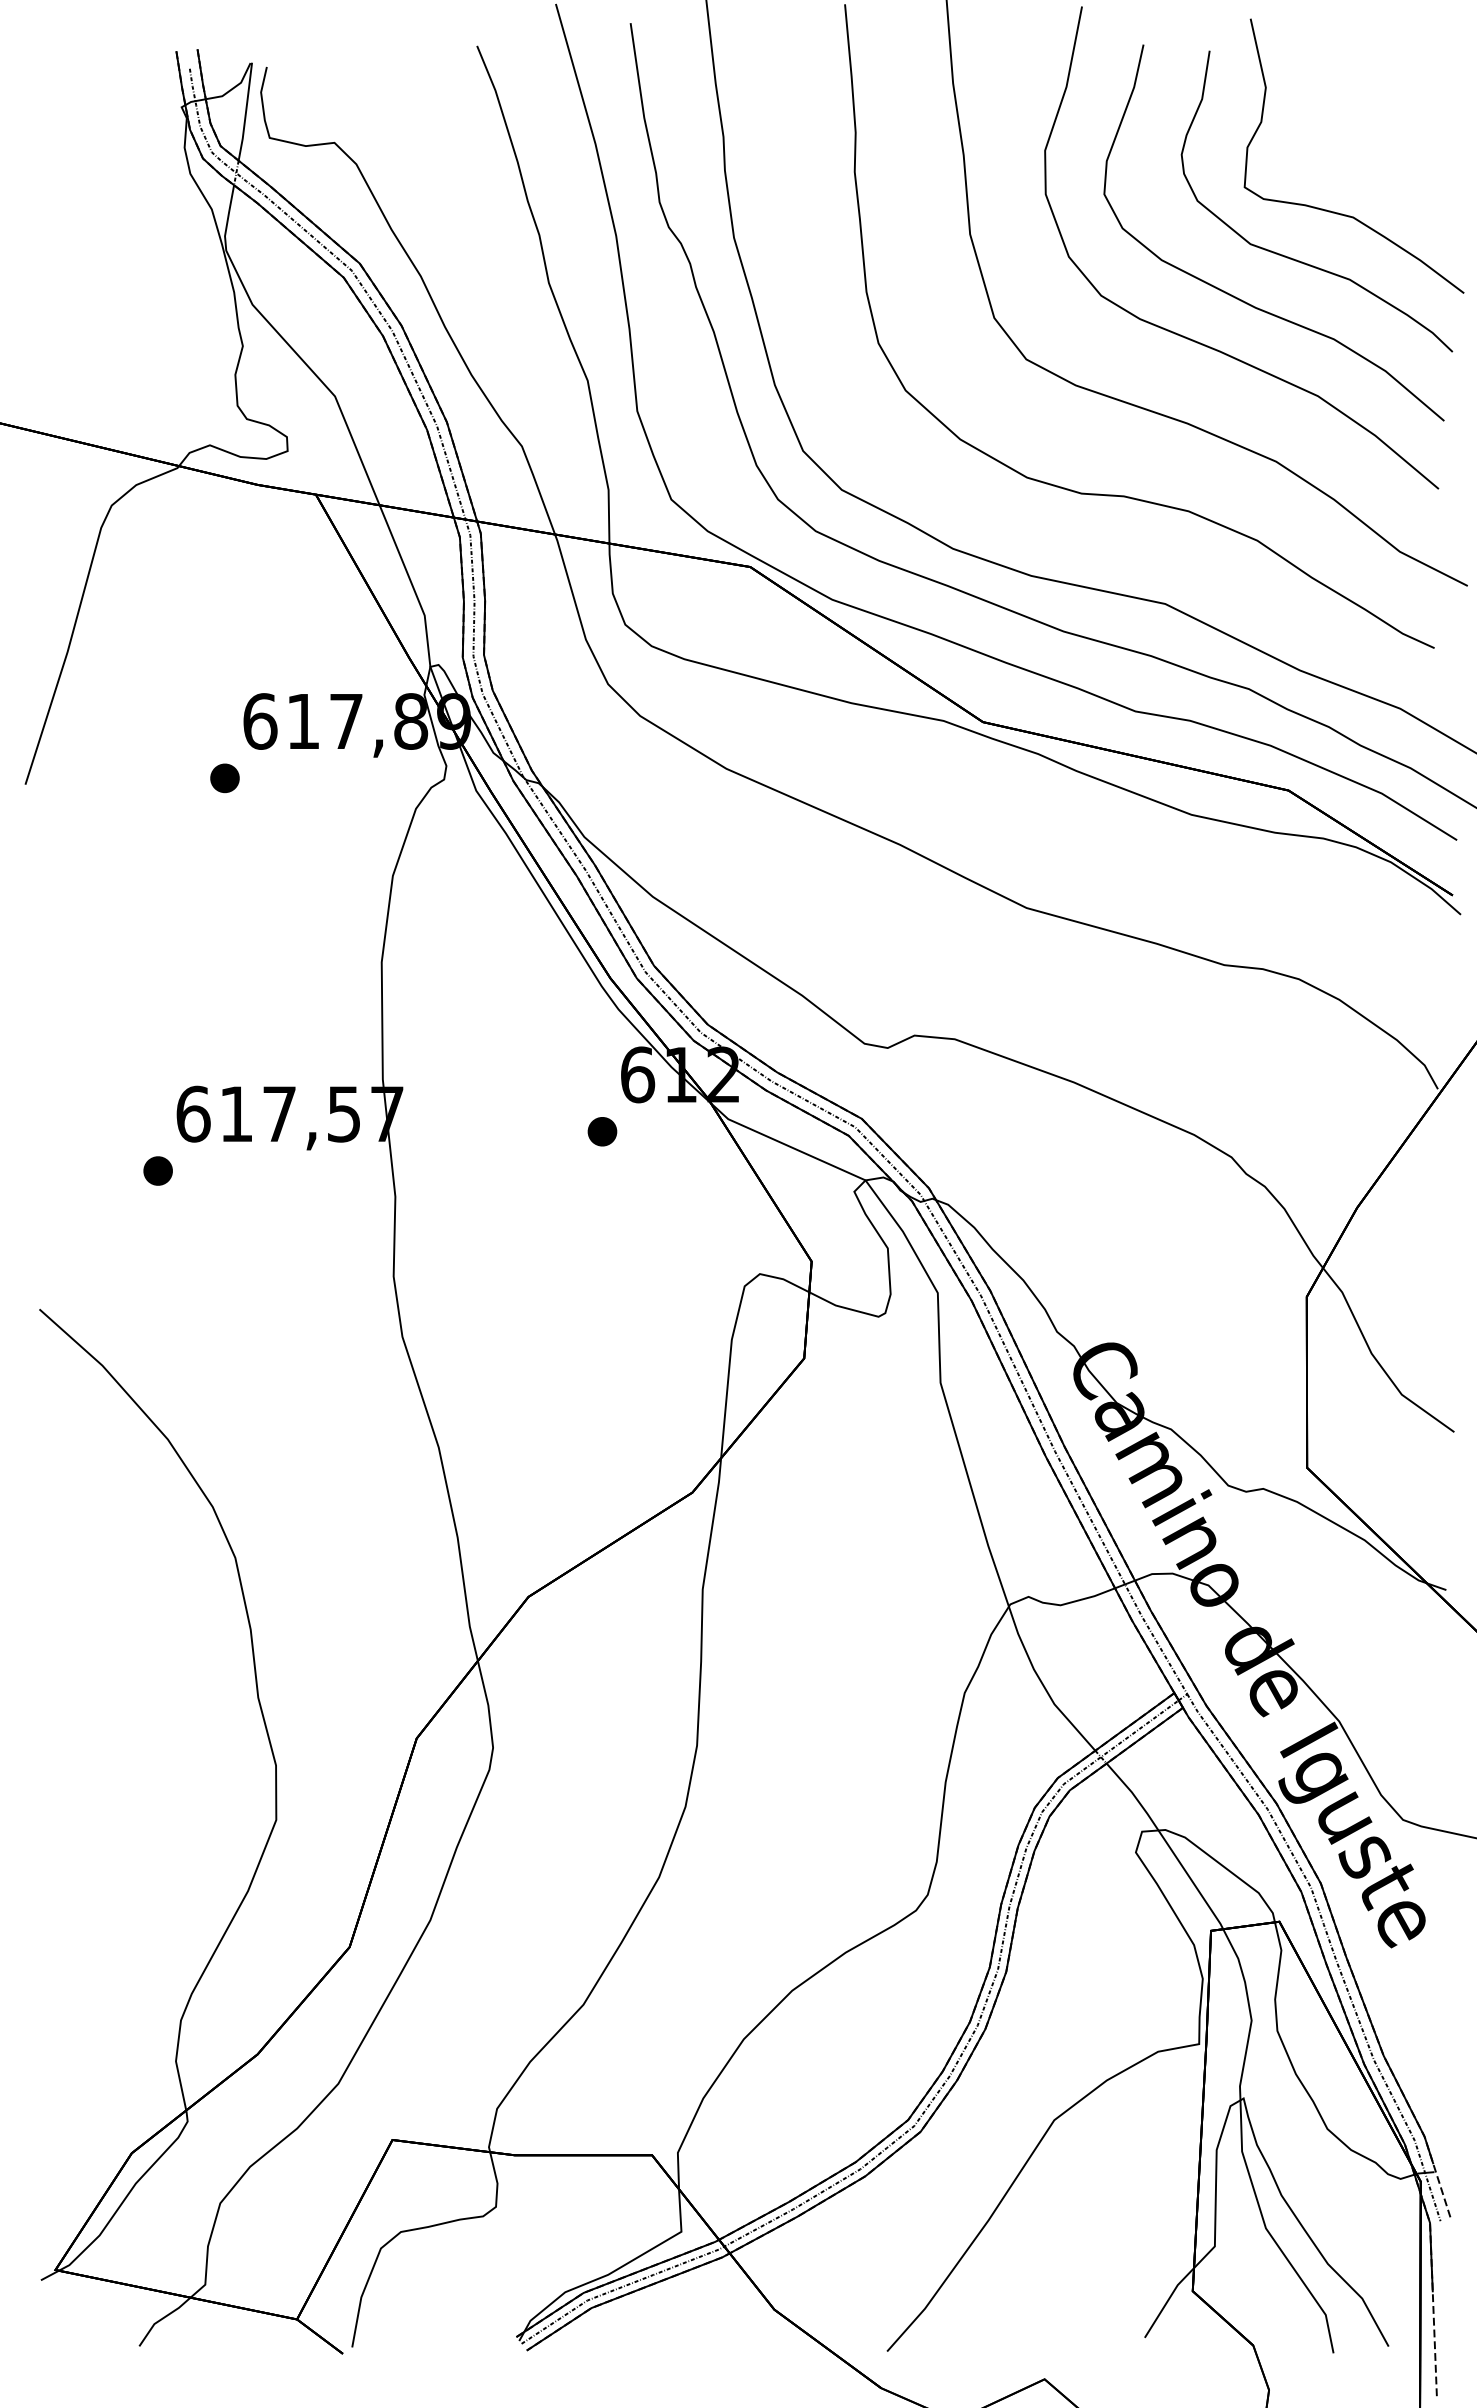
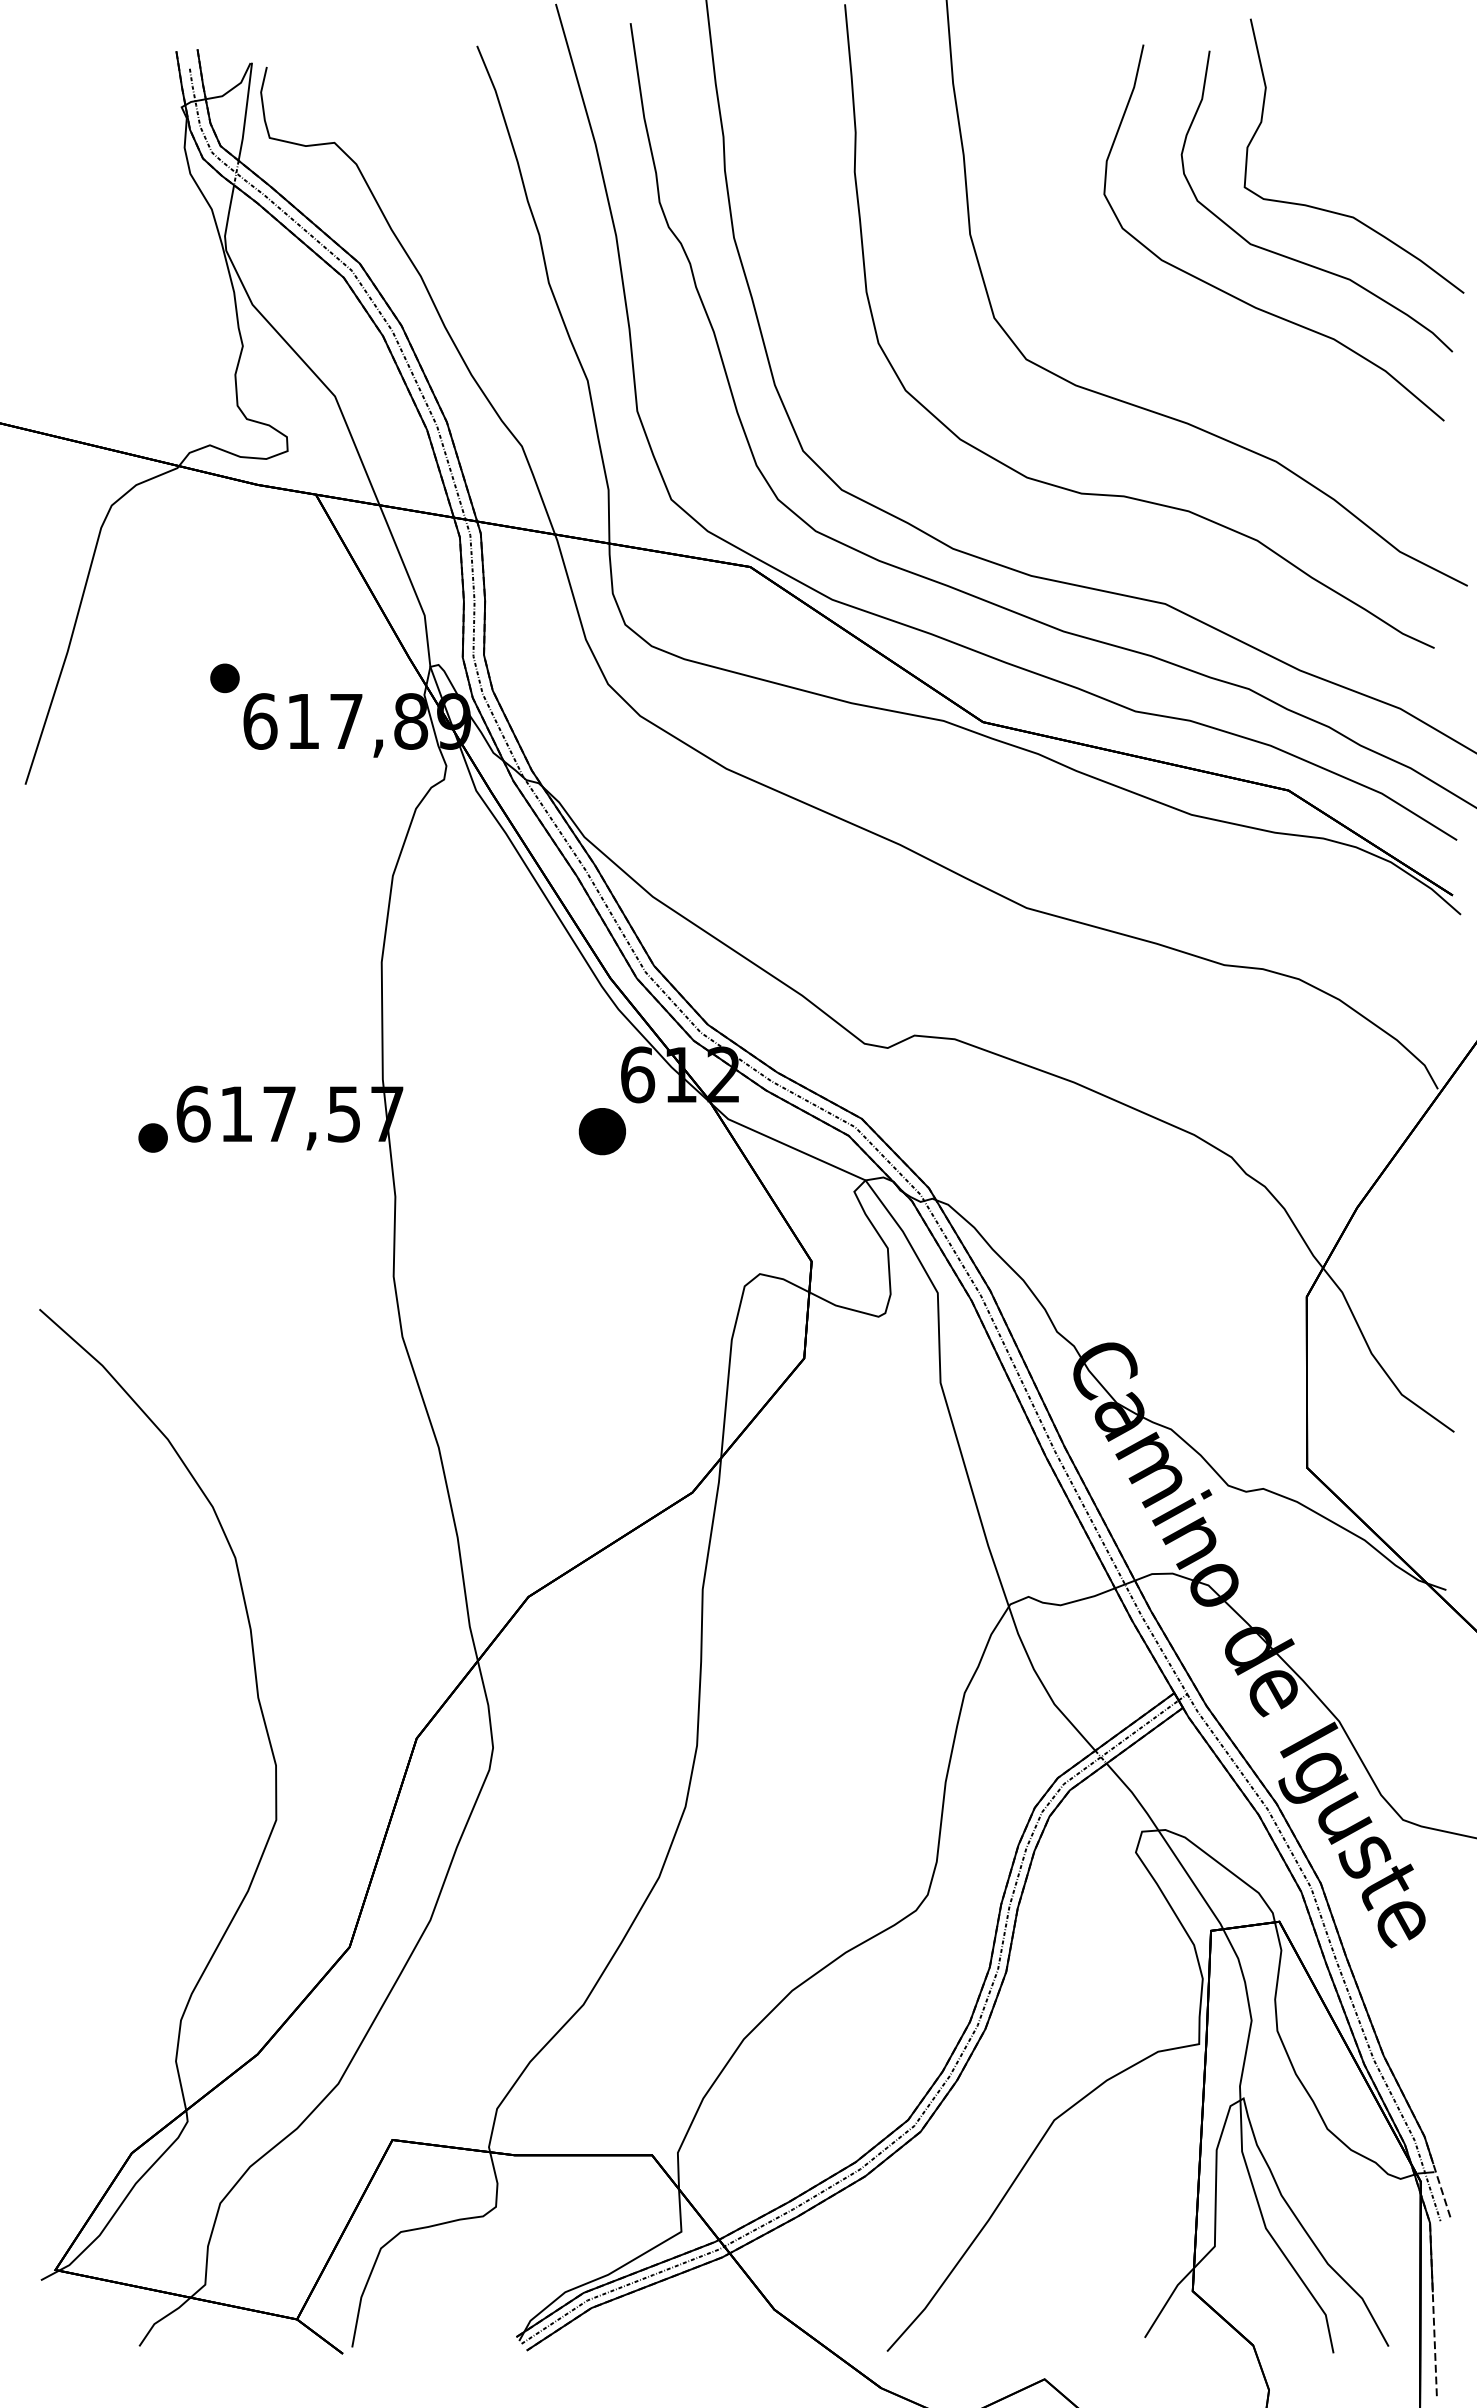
part: present -> none (1203, 343)
part position: (224, 778) -> (224, 678) (224, 678)
part size: 31x30 px -> 48x48 px (601, 1131)
part position: (157, 1170) -> (152, 1137) (152, 1137)
